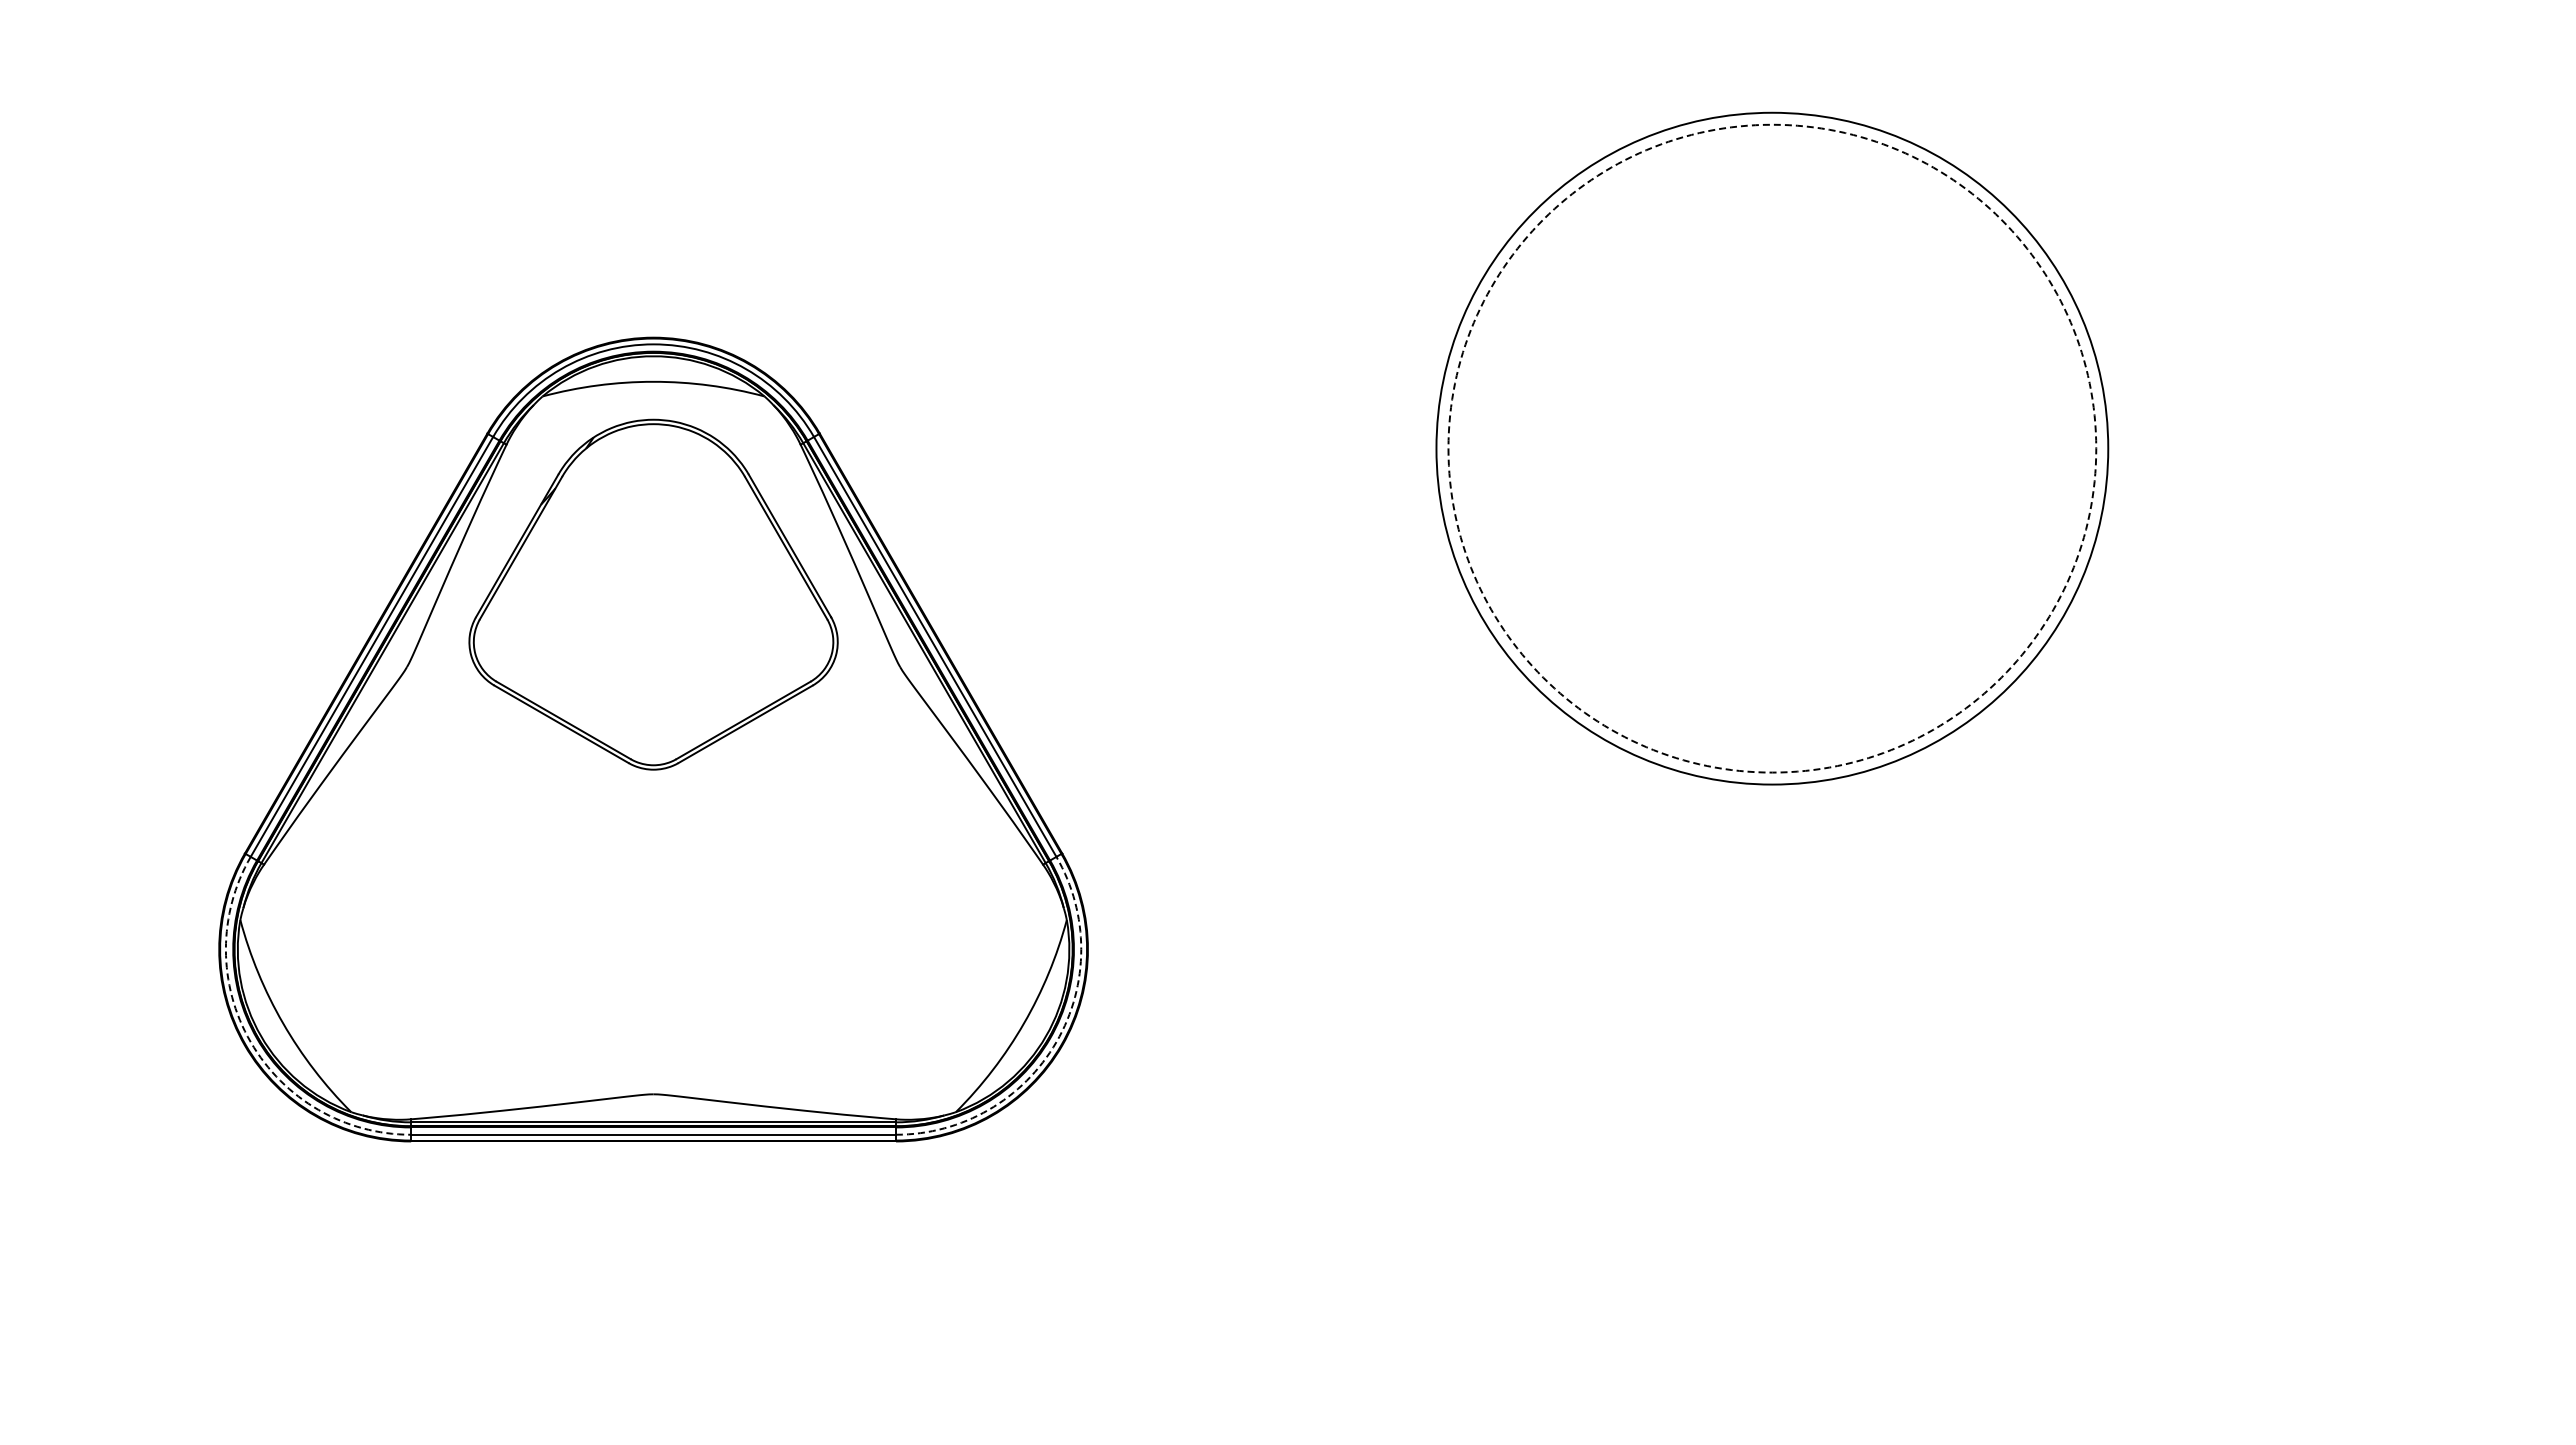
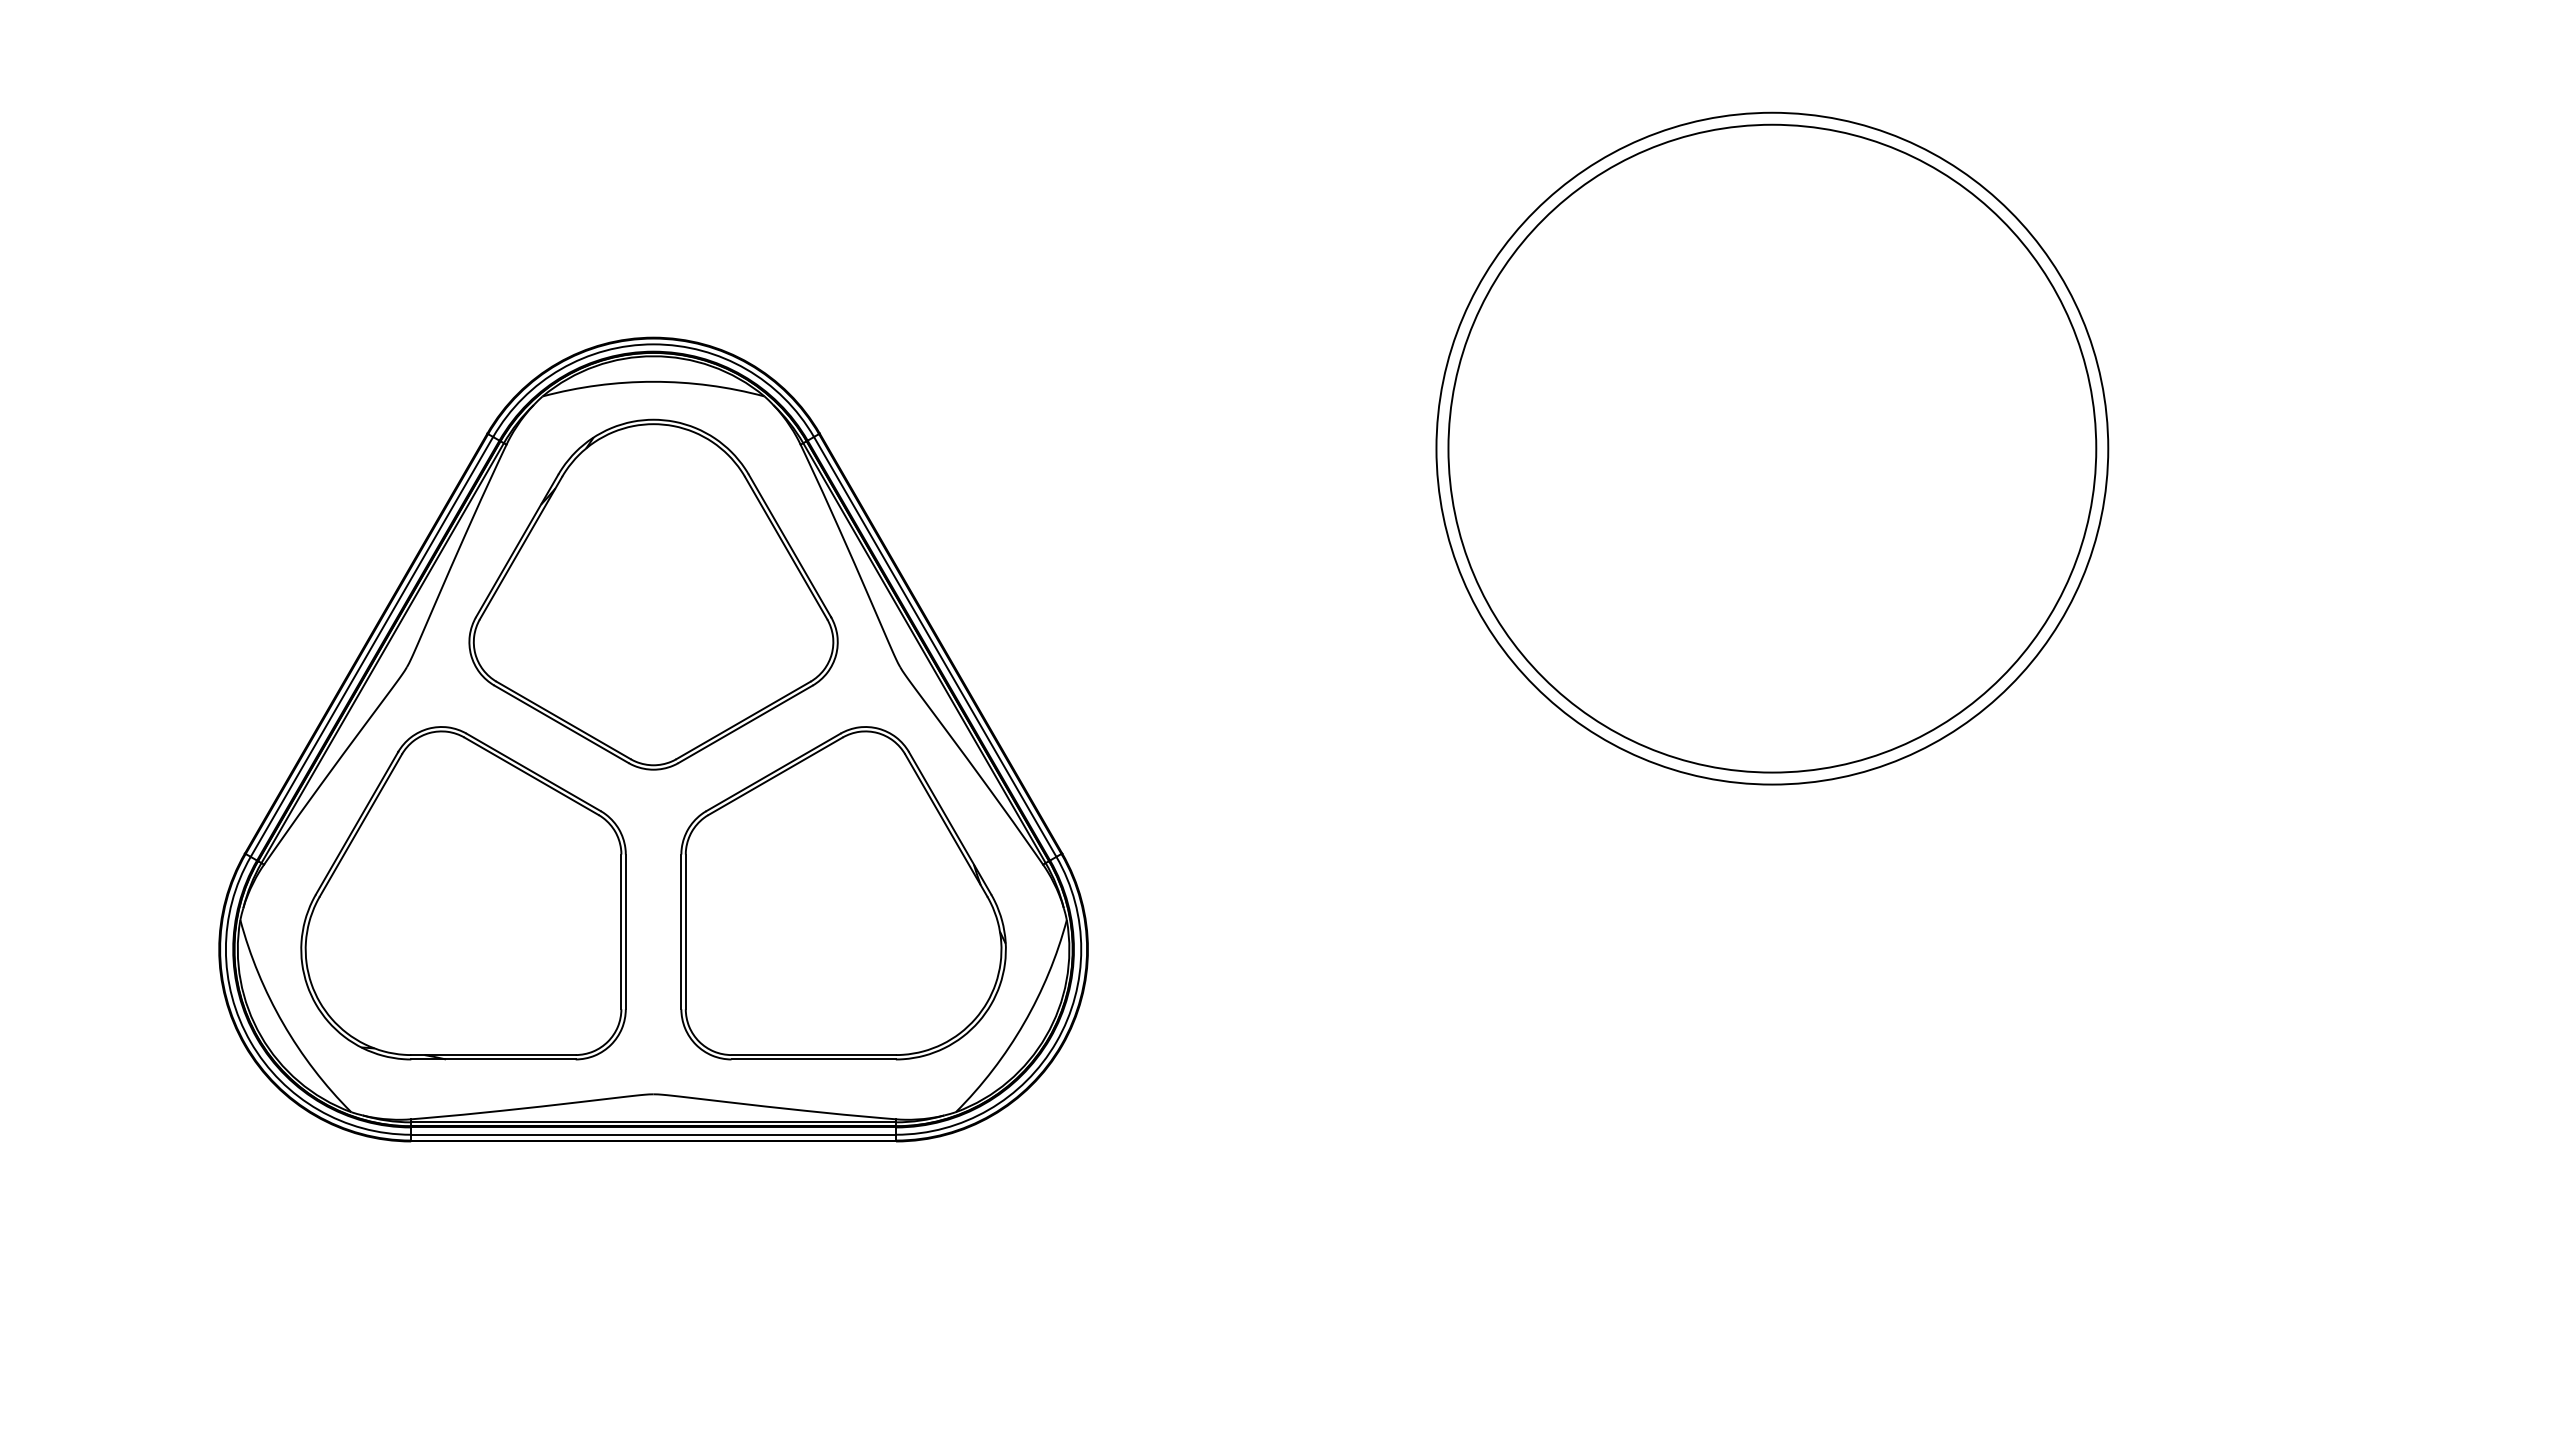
circle: dashed -> solid (1772, 448)
part: none -> present (463, 893)
part: none -> present (843, 893)
arc: dashed -> solid (250, 1042)
arc: dashed -> solid (1056, 1042)
